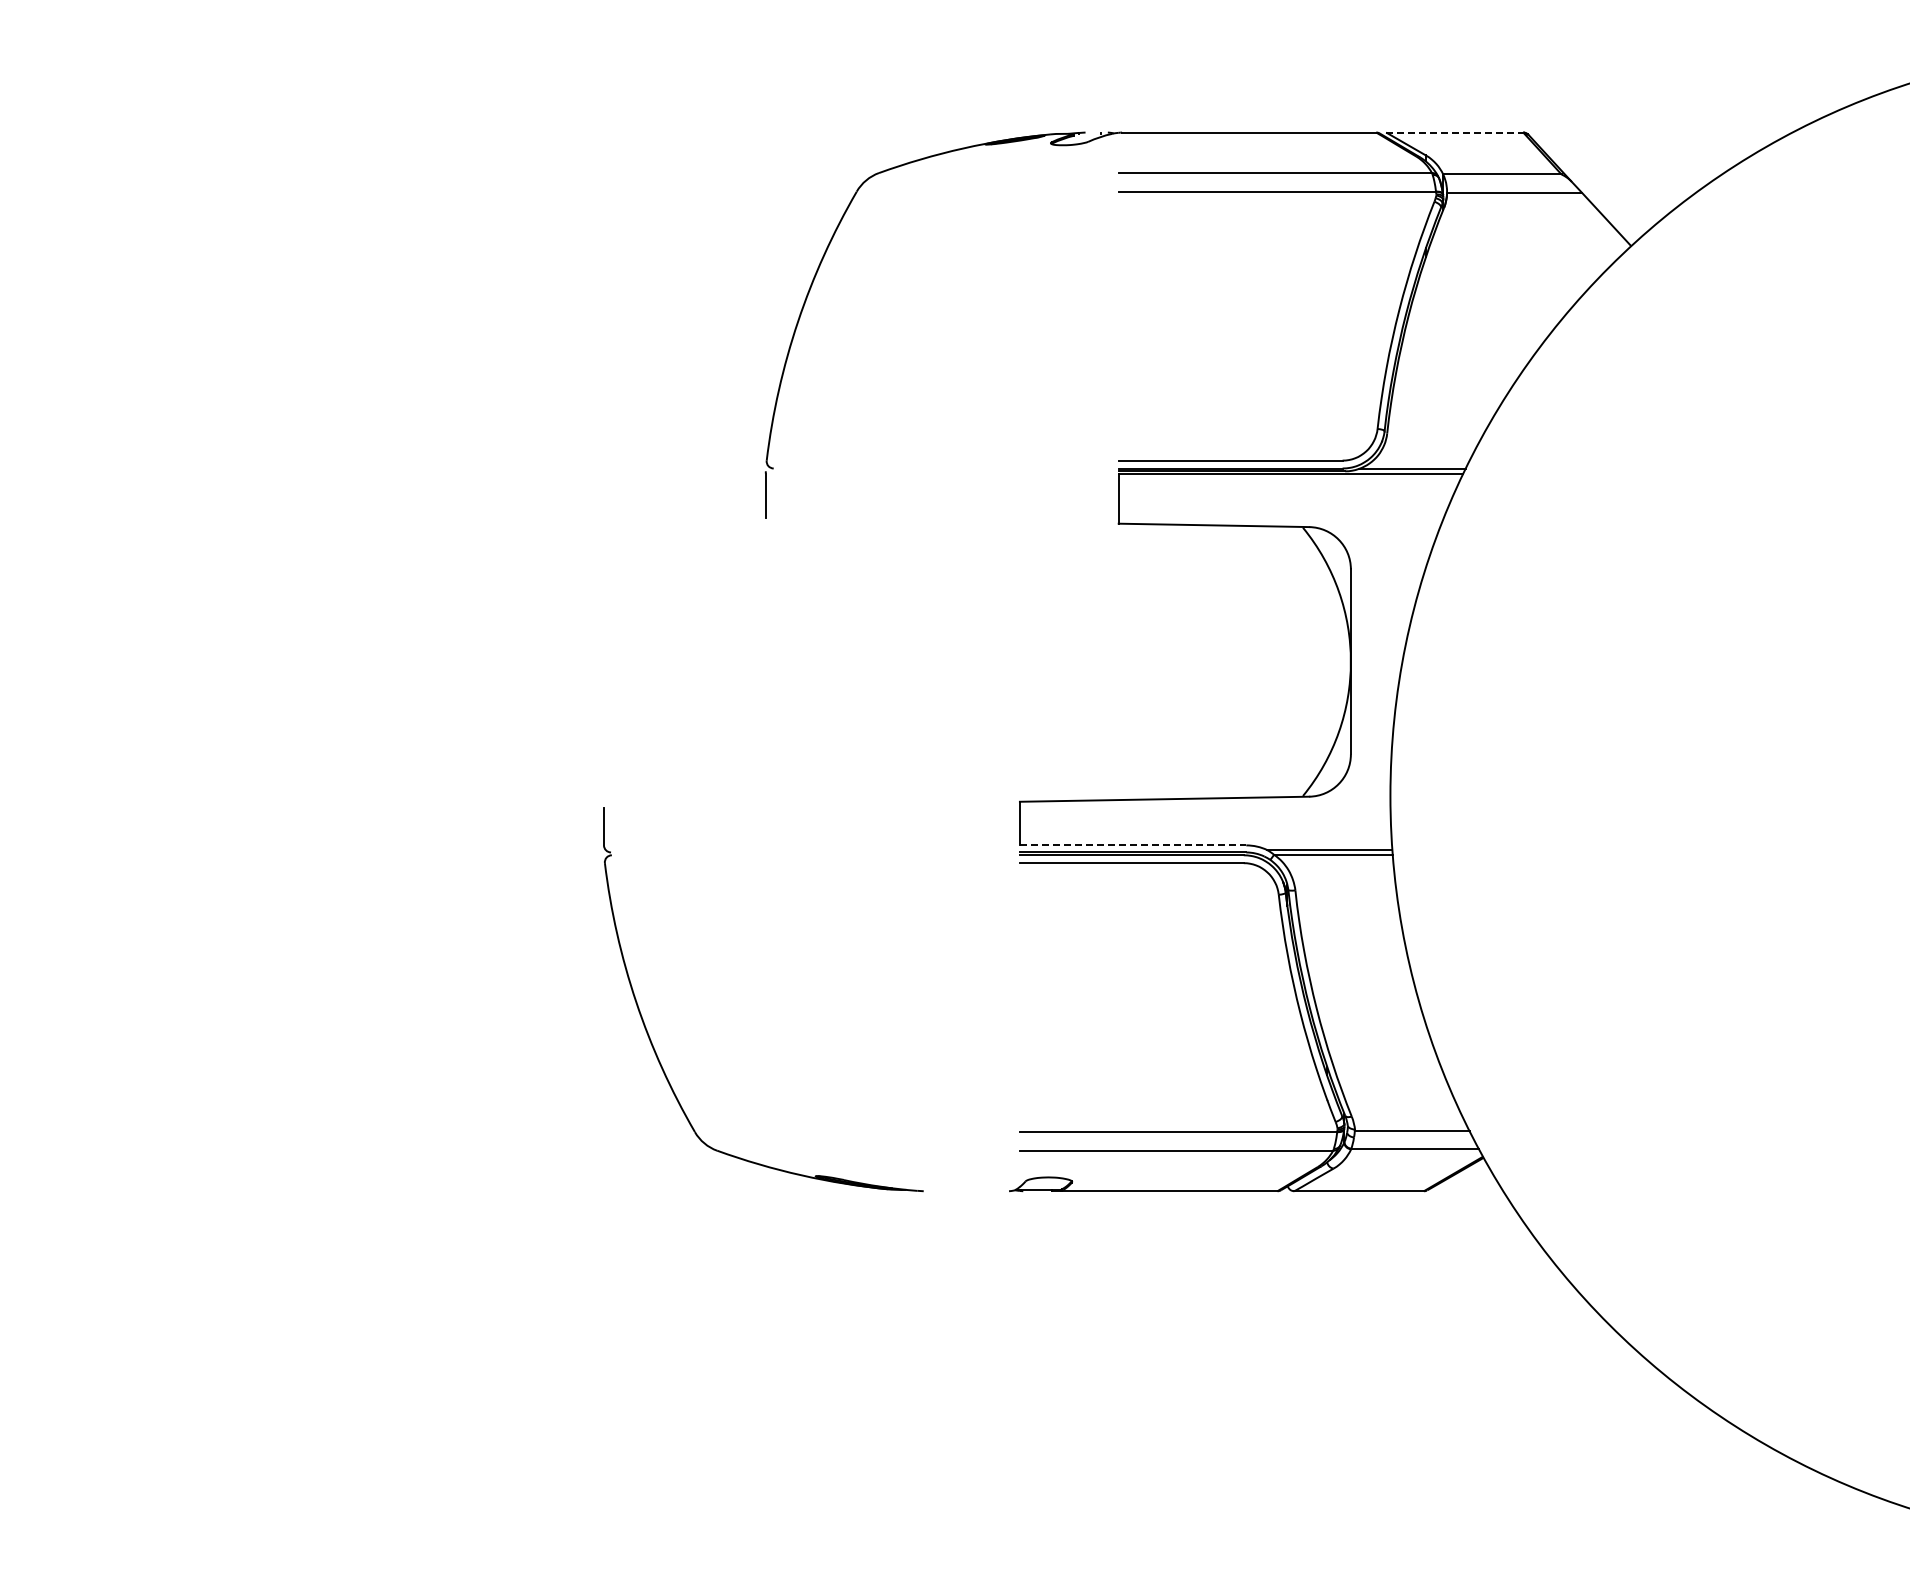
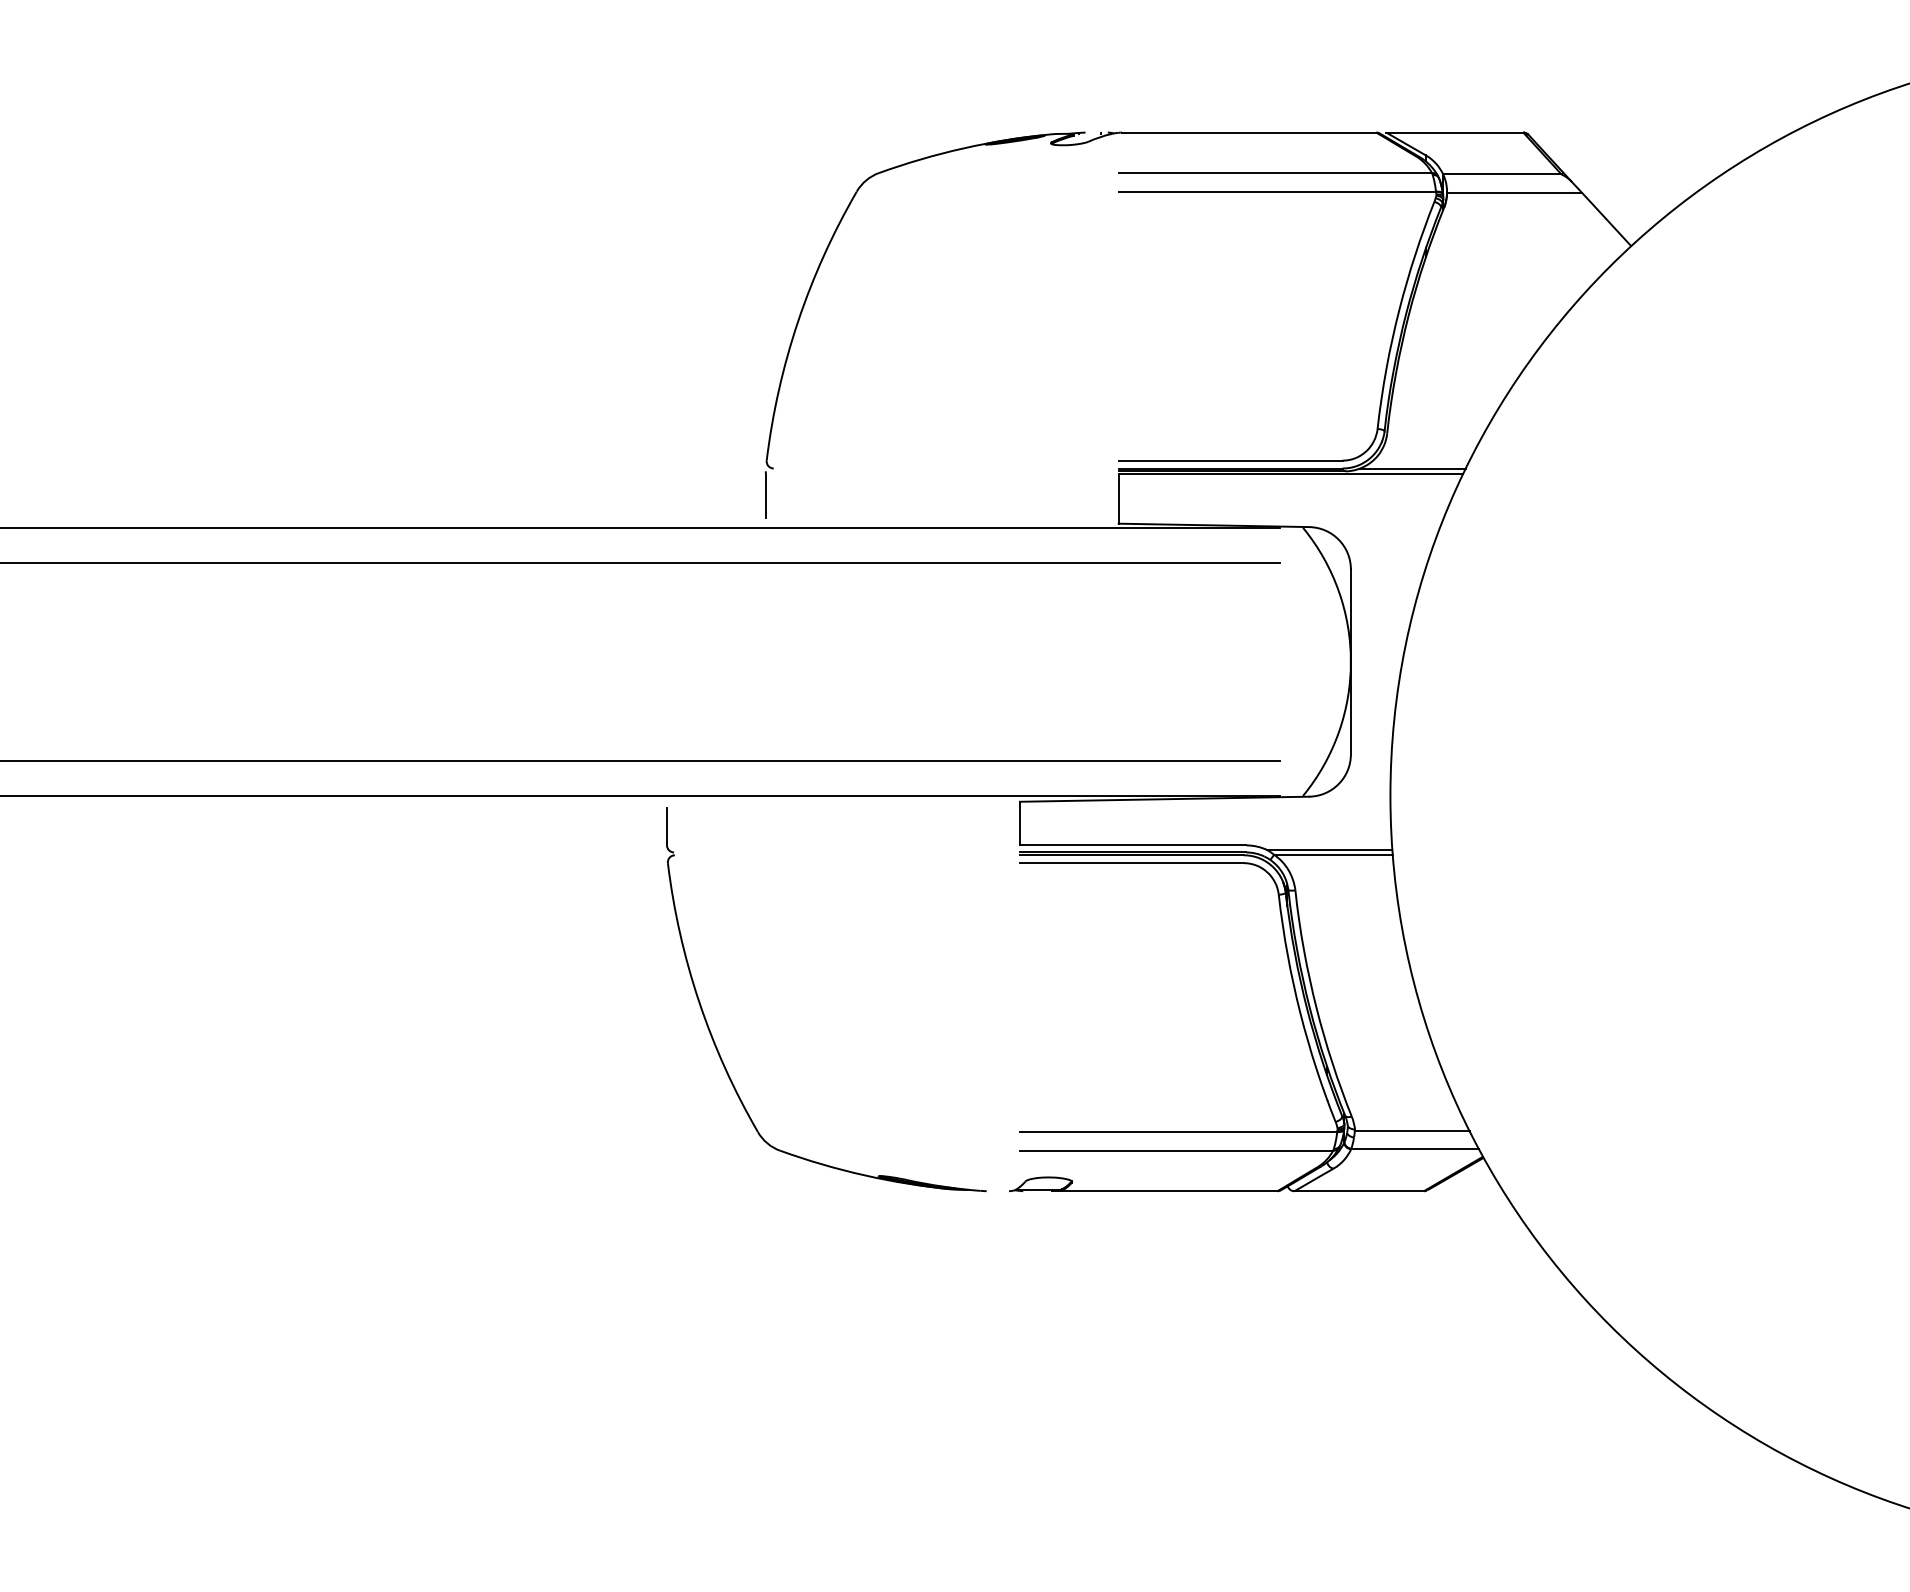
line: dashed -> solid (1454, 132)
line: none -> present (641, 527)
line: none -> present (641, 563)
line: none -> present (641, 760)
line: none -> present (641, 796)
line: dashed -> solid (1133, 845)
part position: (655, 1049) -> (718, 1049) (718, 1049)
